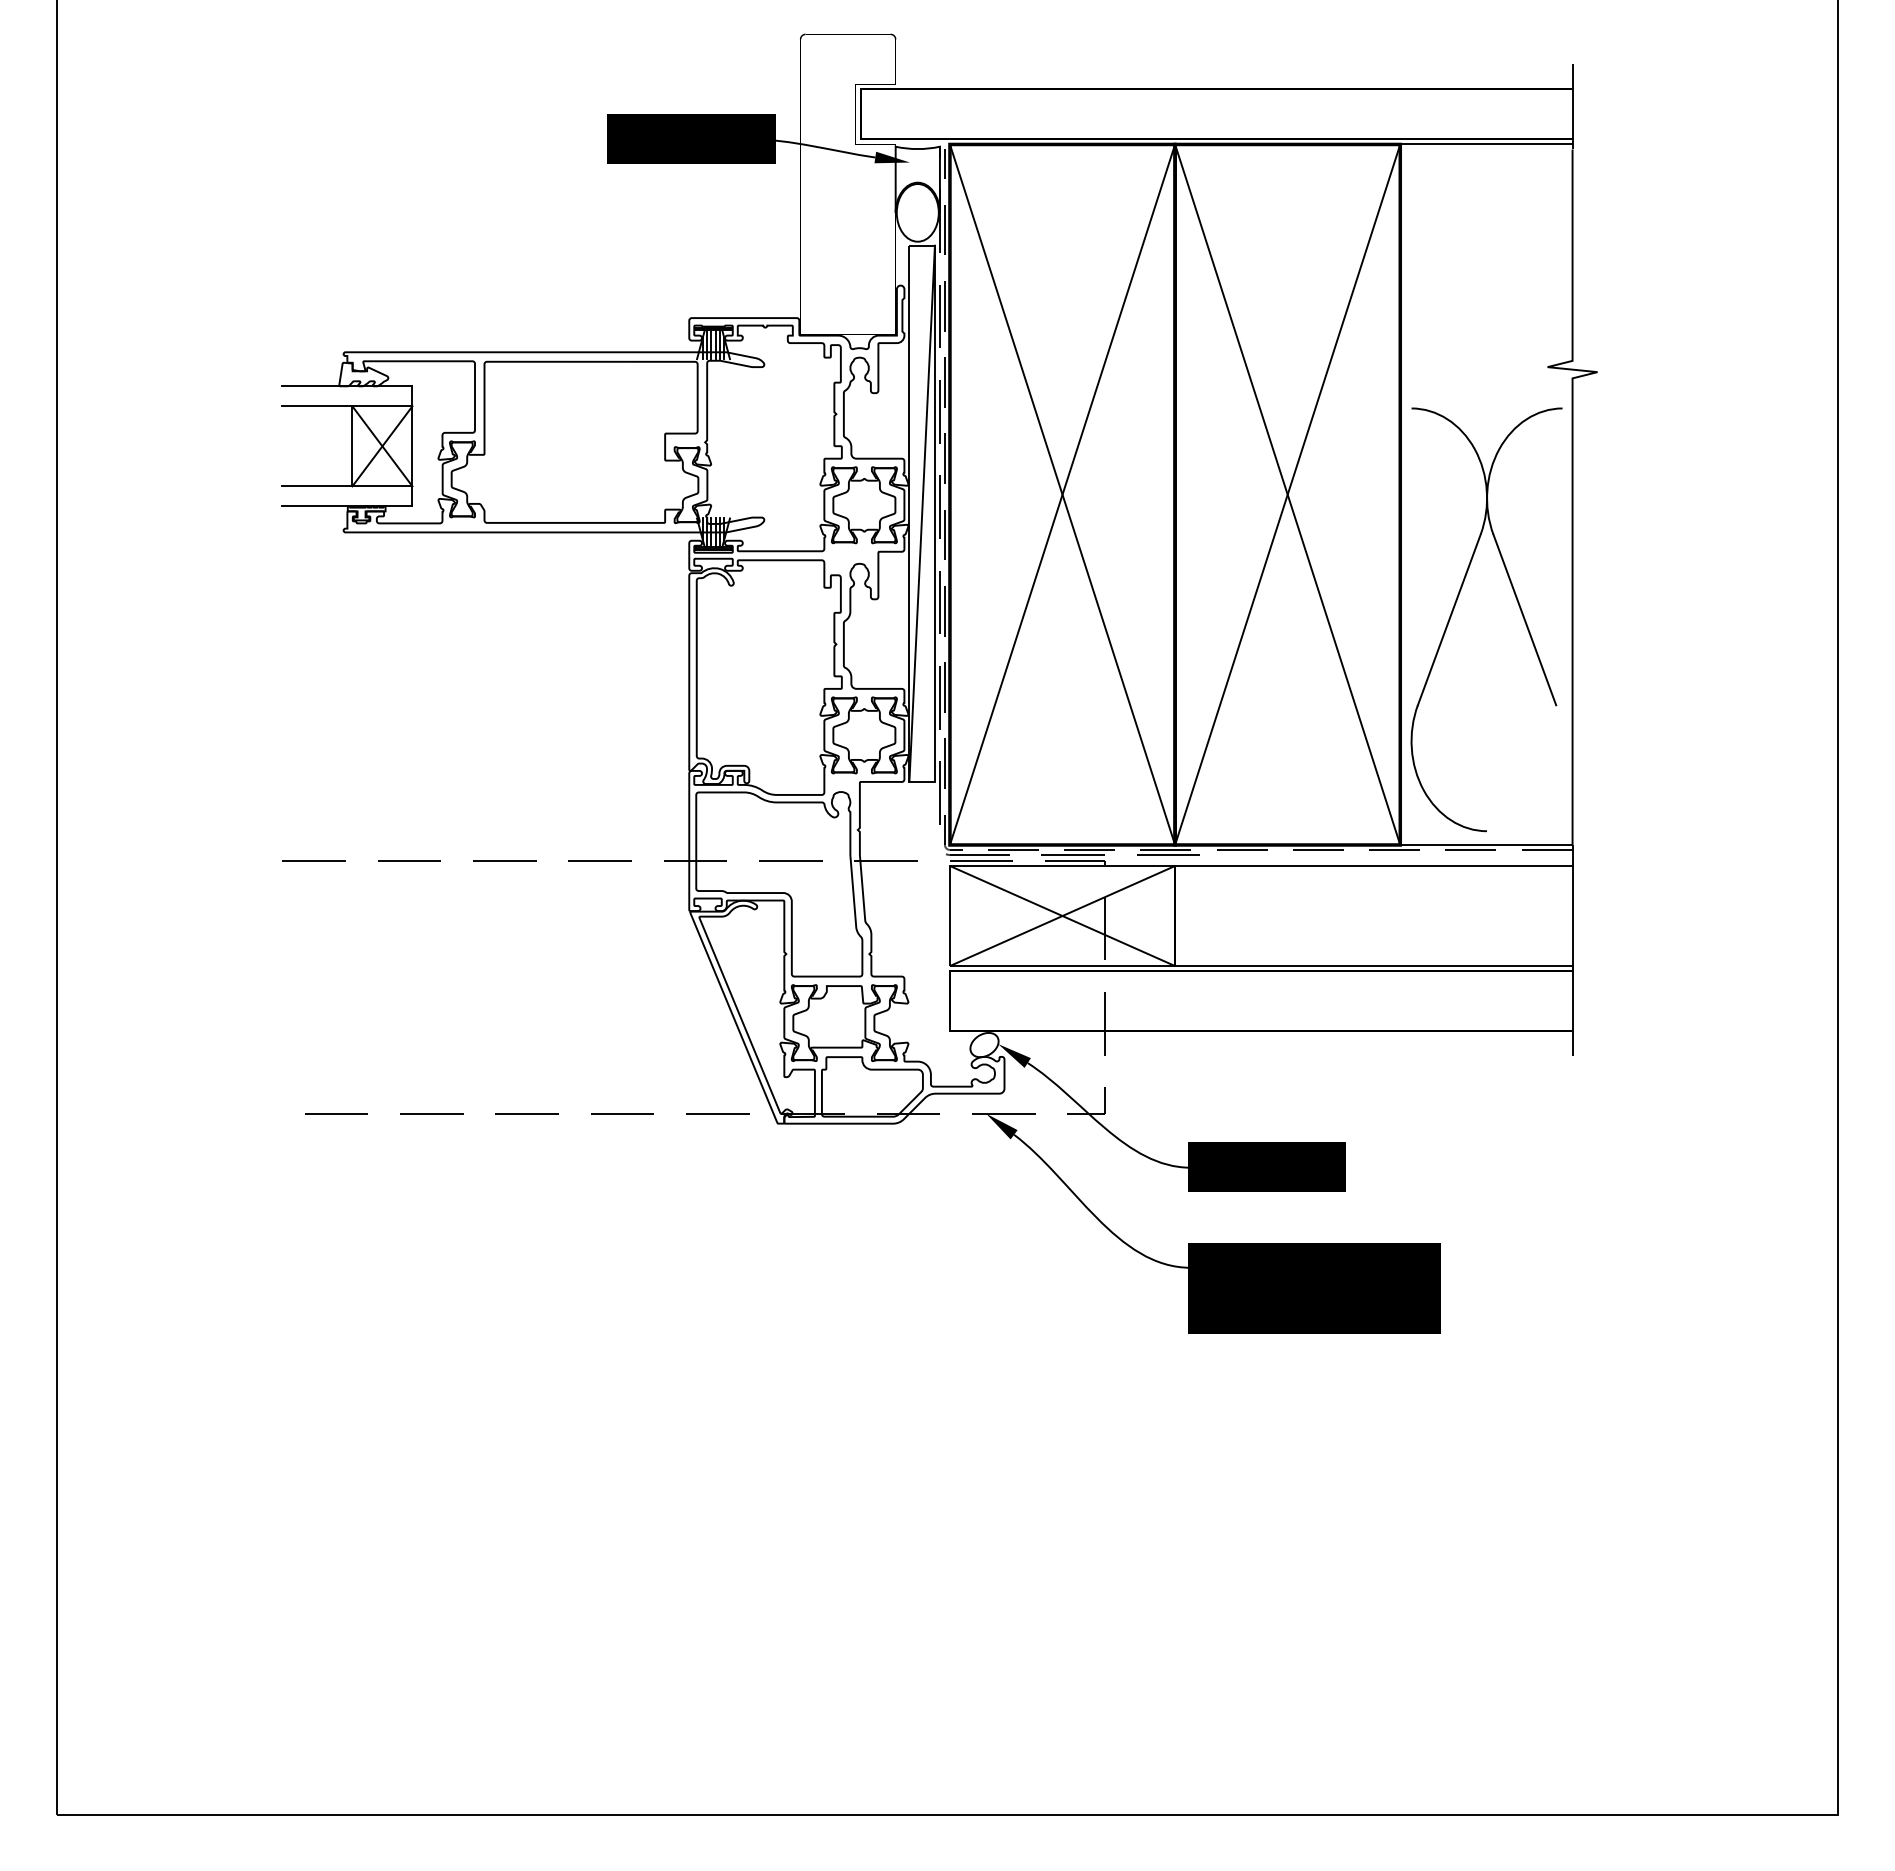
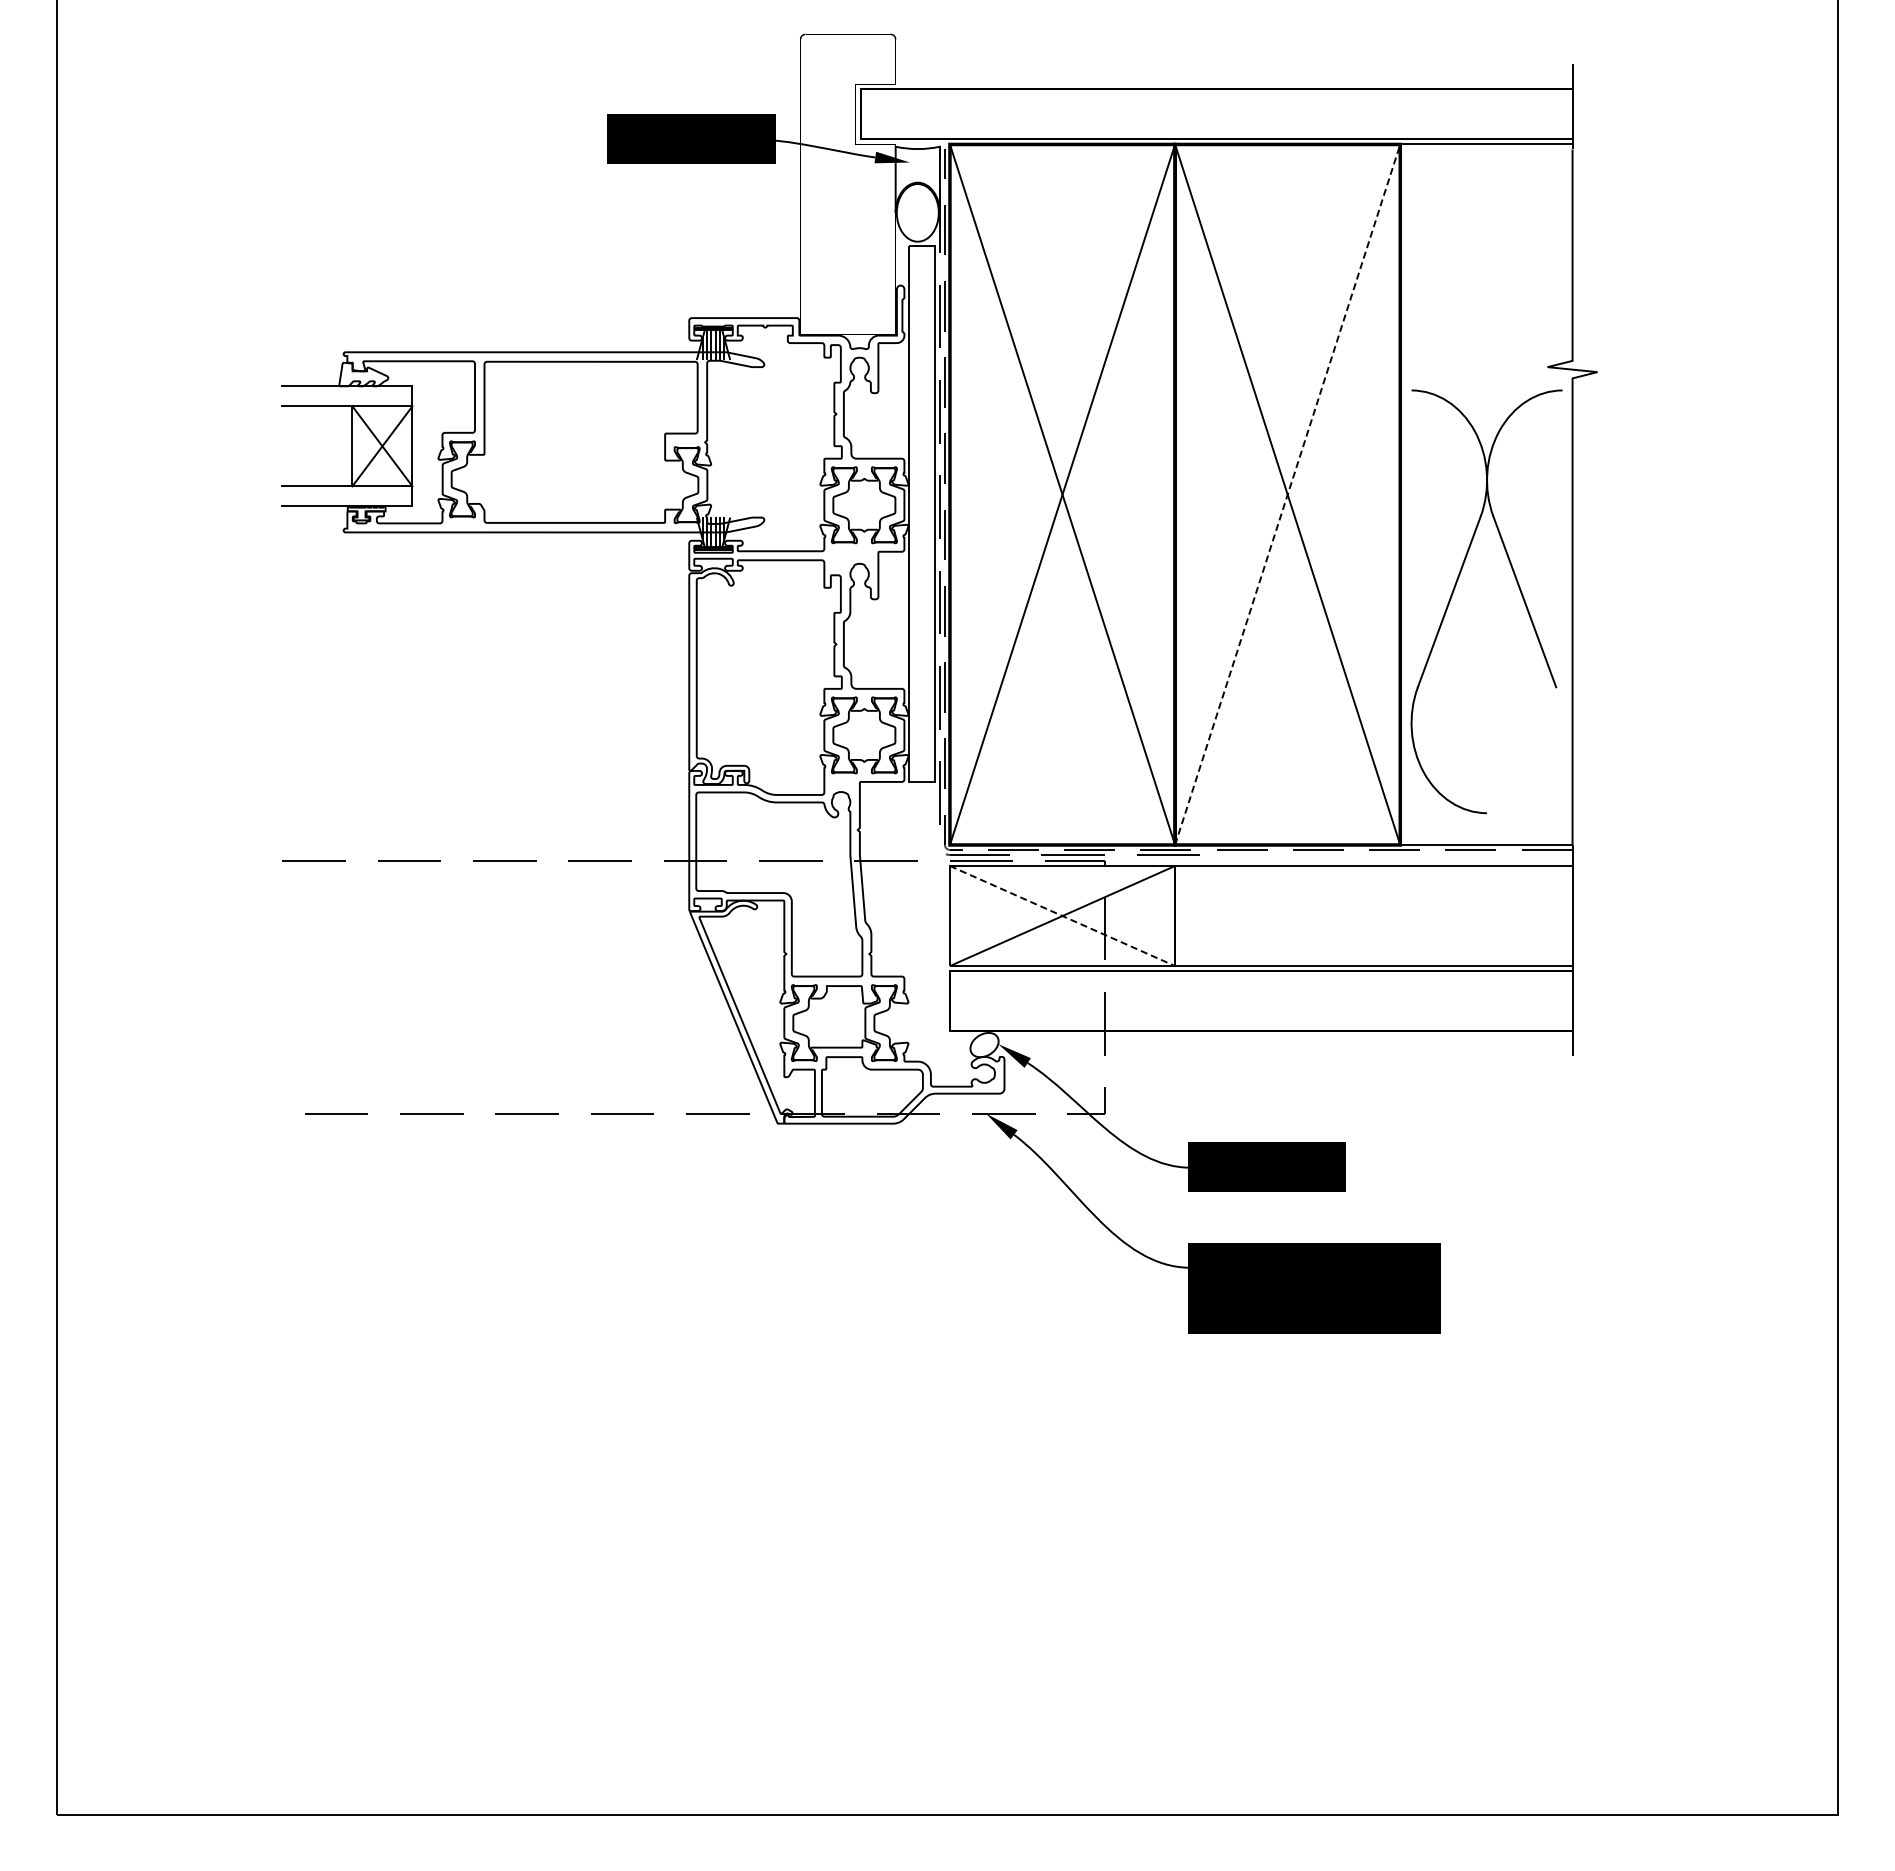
line: solid -> dashed (1287, 494)
line: present -> none (921, 513)
part position: (1454, 609) -> (1454, 591) (1454, 591)
line: solid -> dashed (1062, 916)
